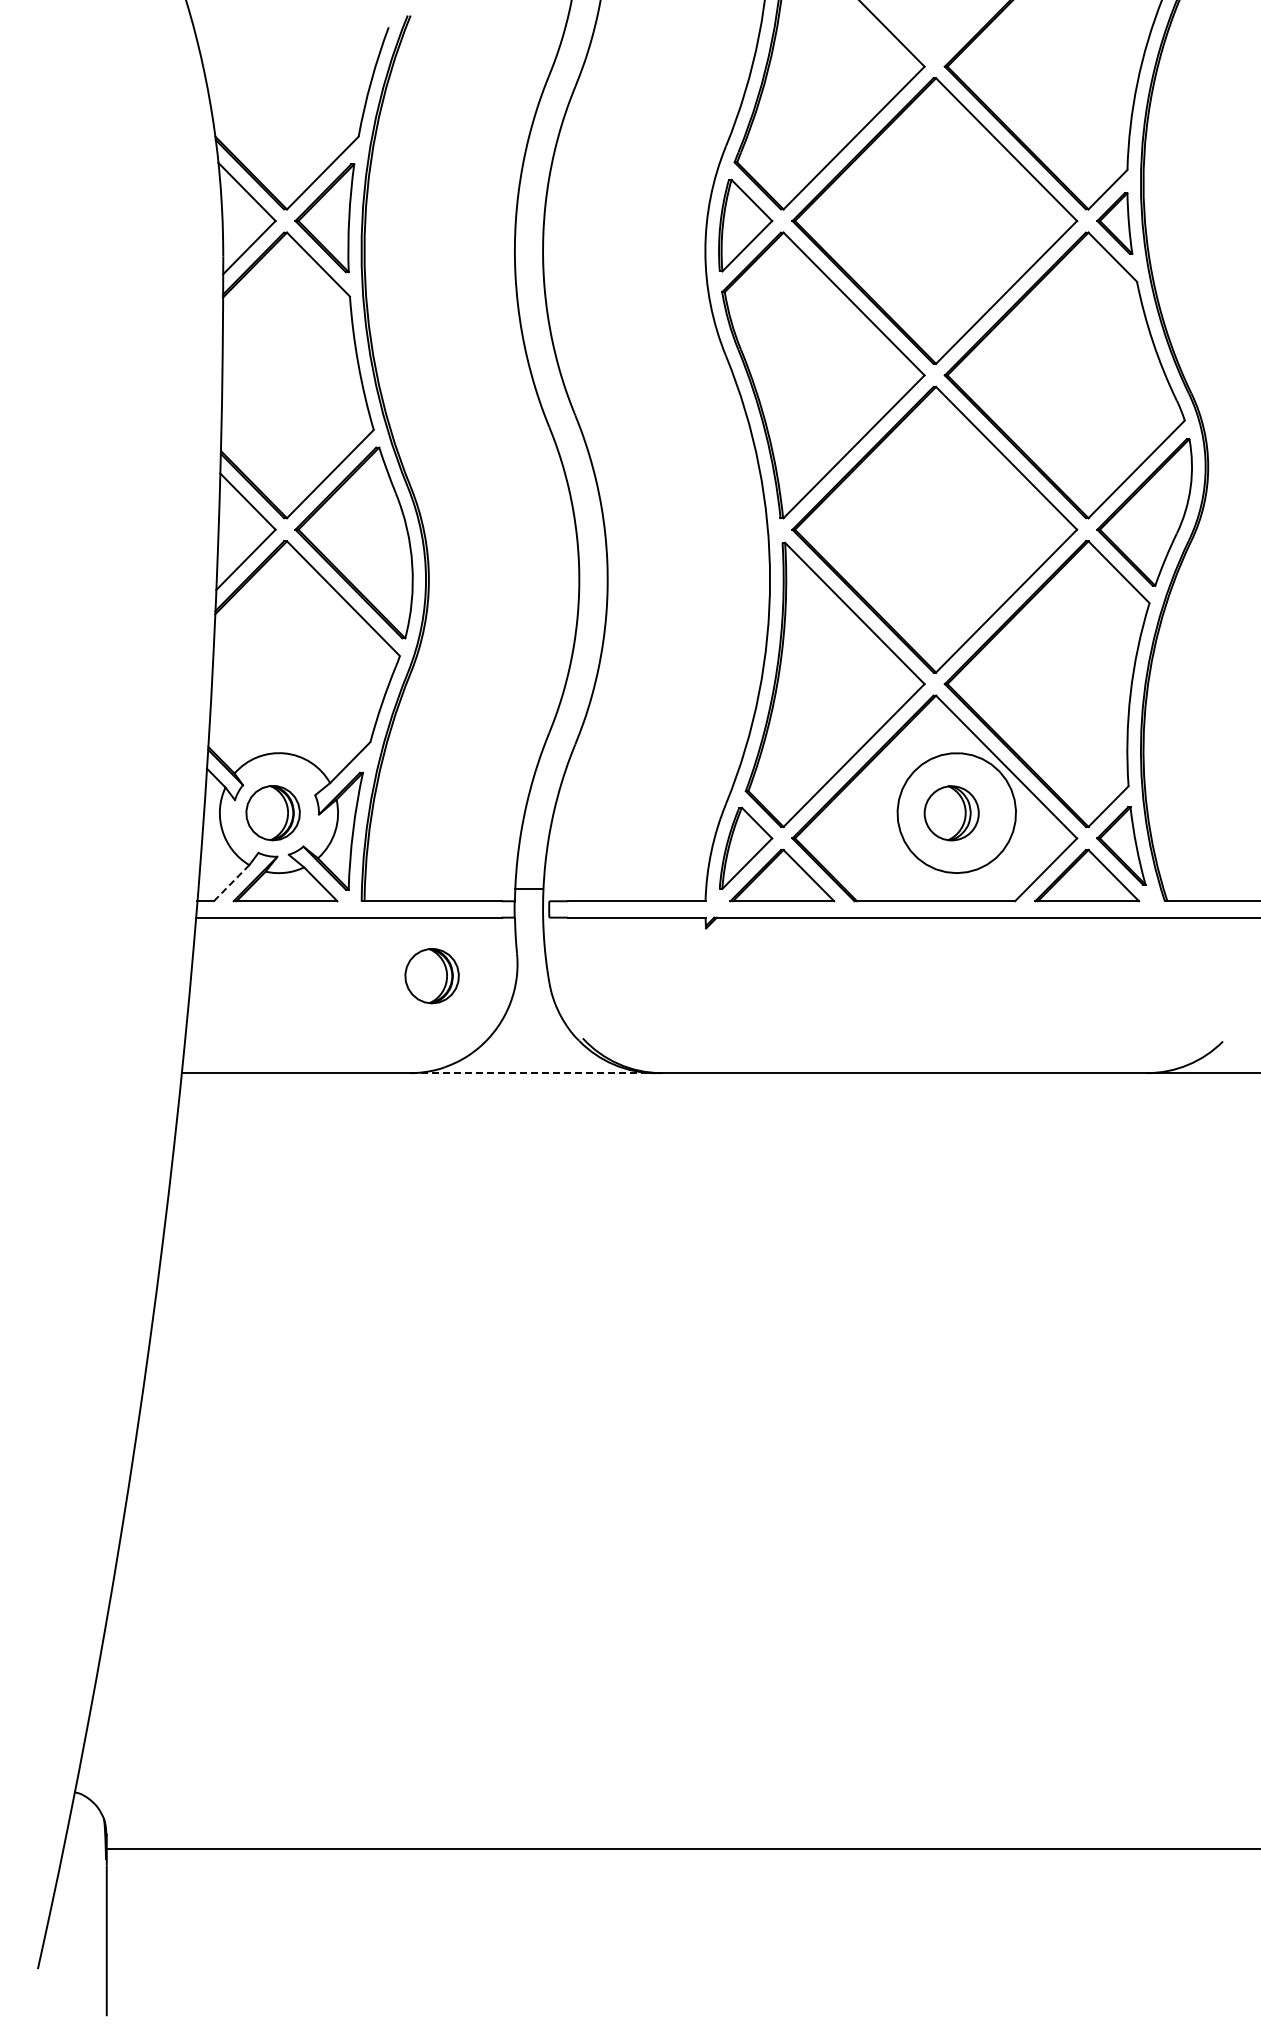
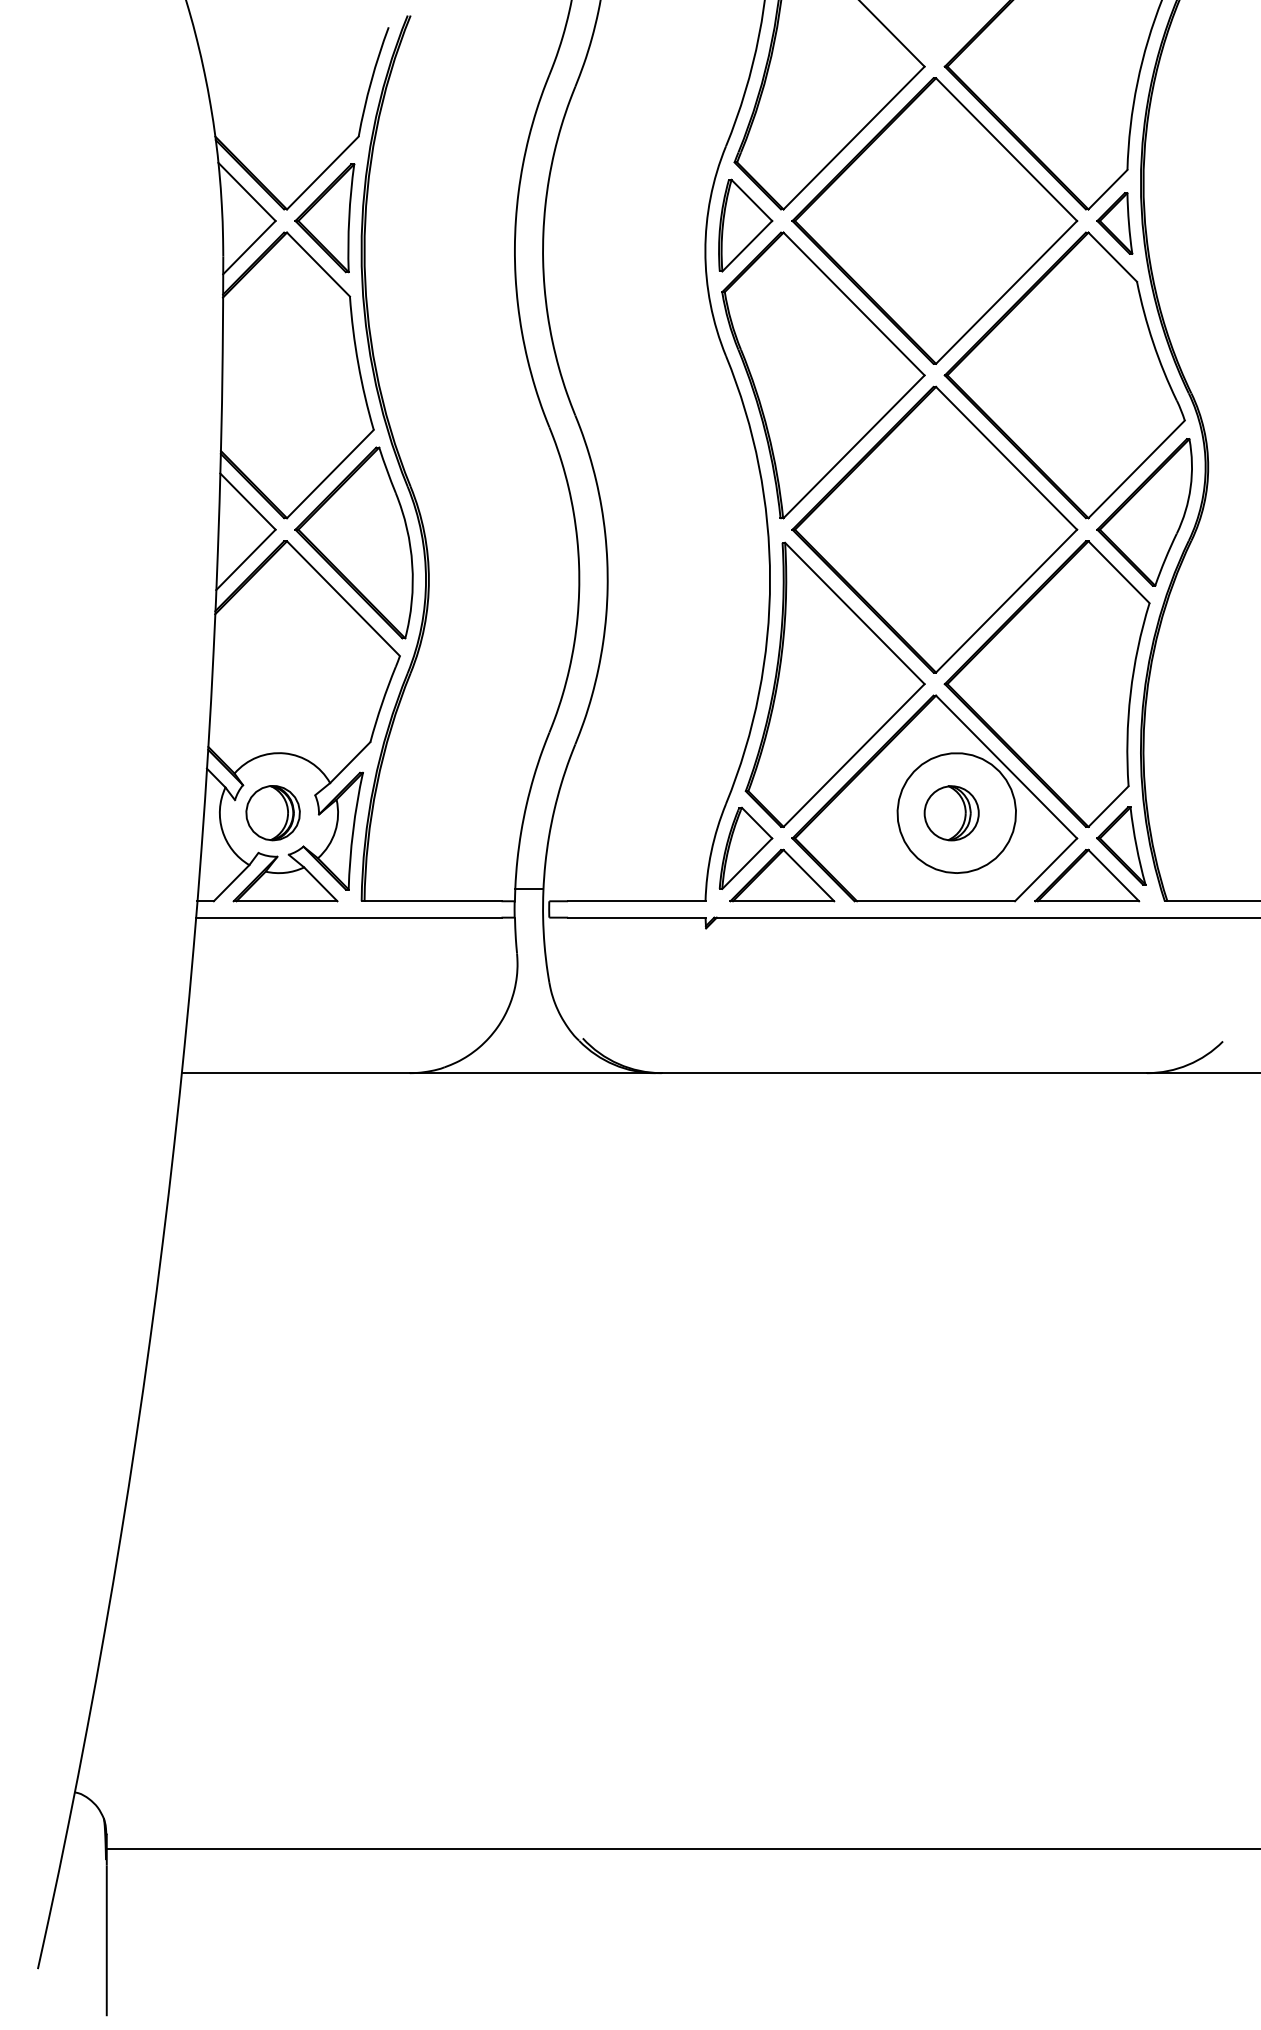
line: dashed -> solid (231, 882)
part: present -> none (431, 976)
line: dashed -> solid (533, 1073)
